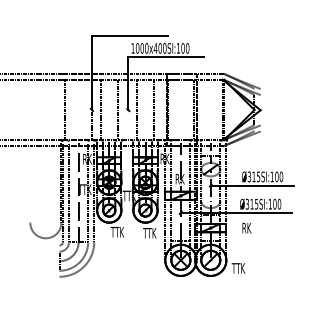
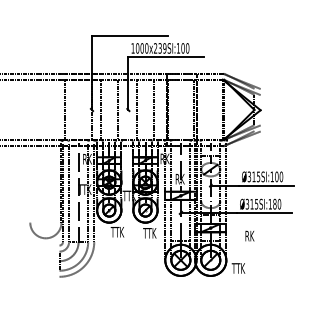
text: 1000x400SI:100 -> 1000x239SI:100 (159, 48)
text: Ø315SI:100 -> Ø315SI:180 (274, 204)
text position: (246, 227) -> (249, 235) (249, 235)
